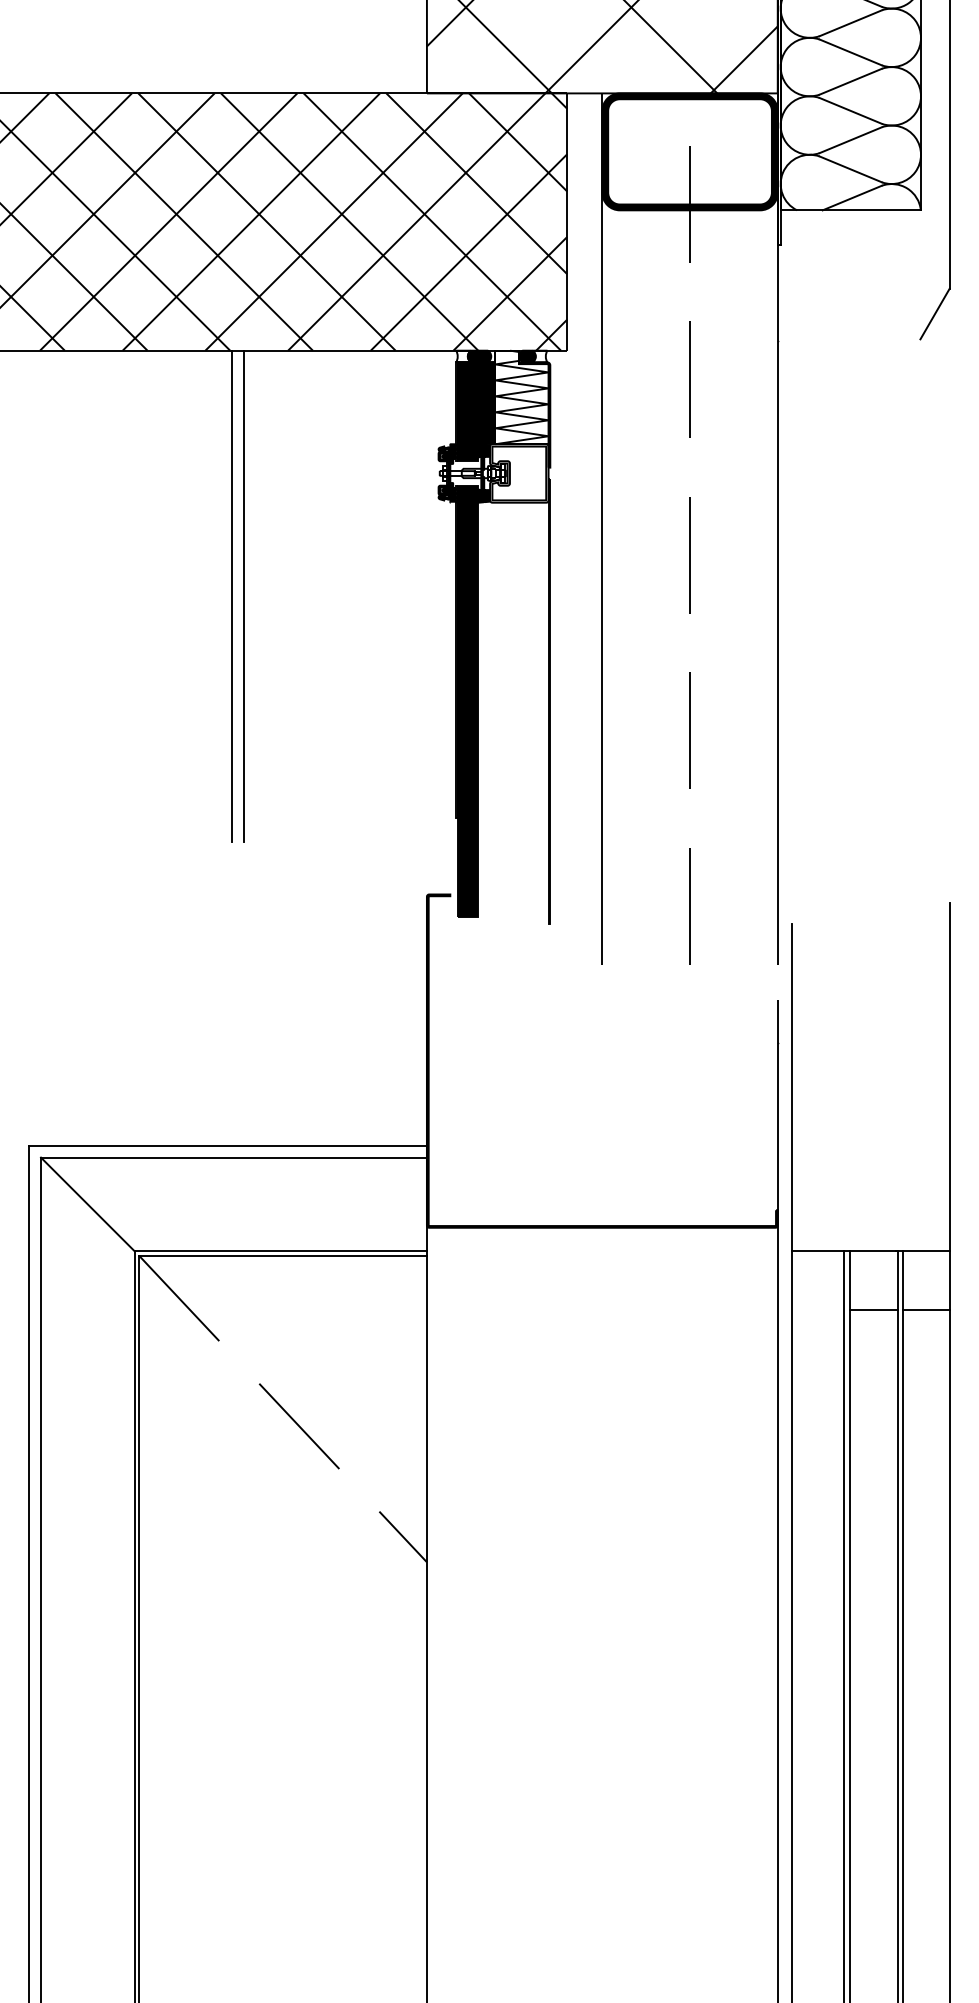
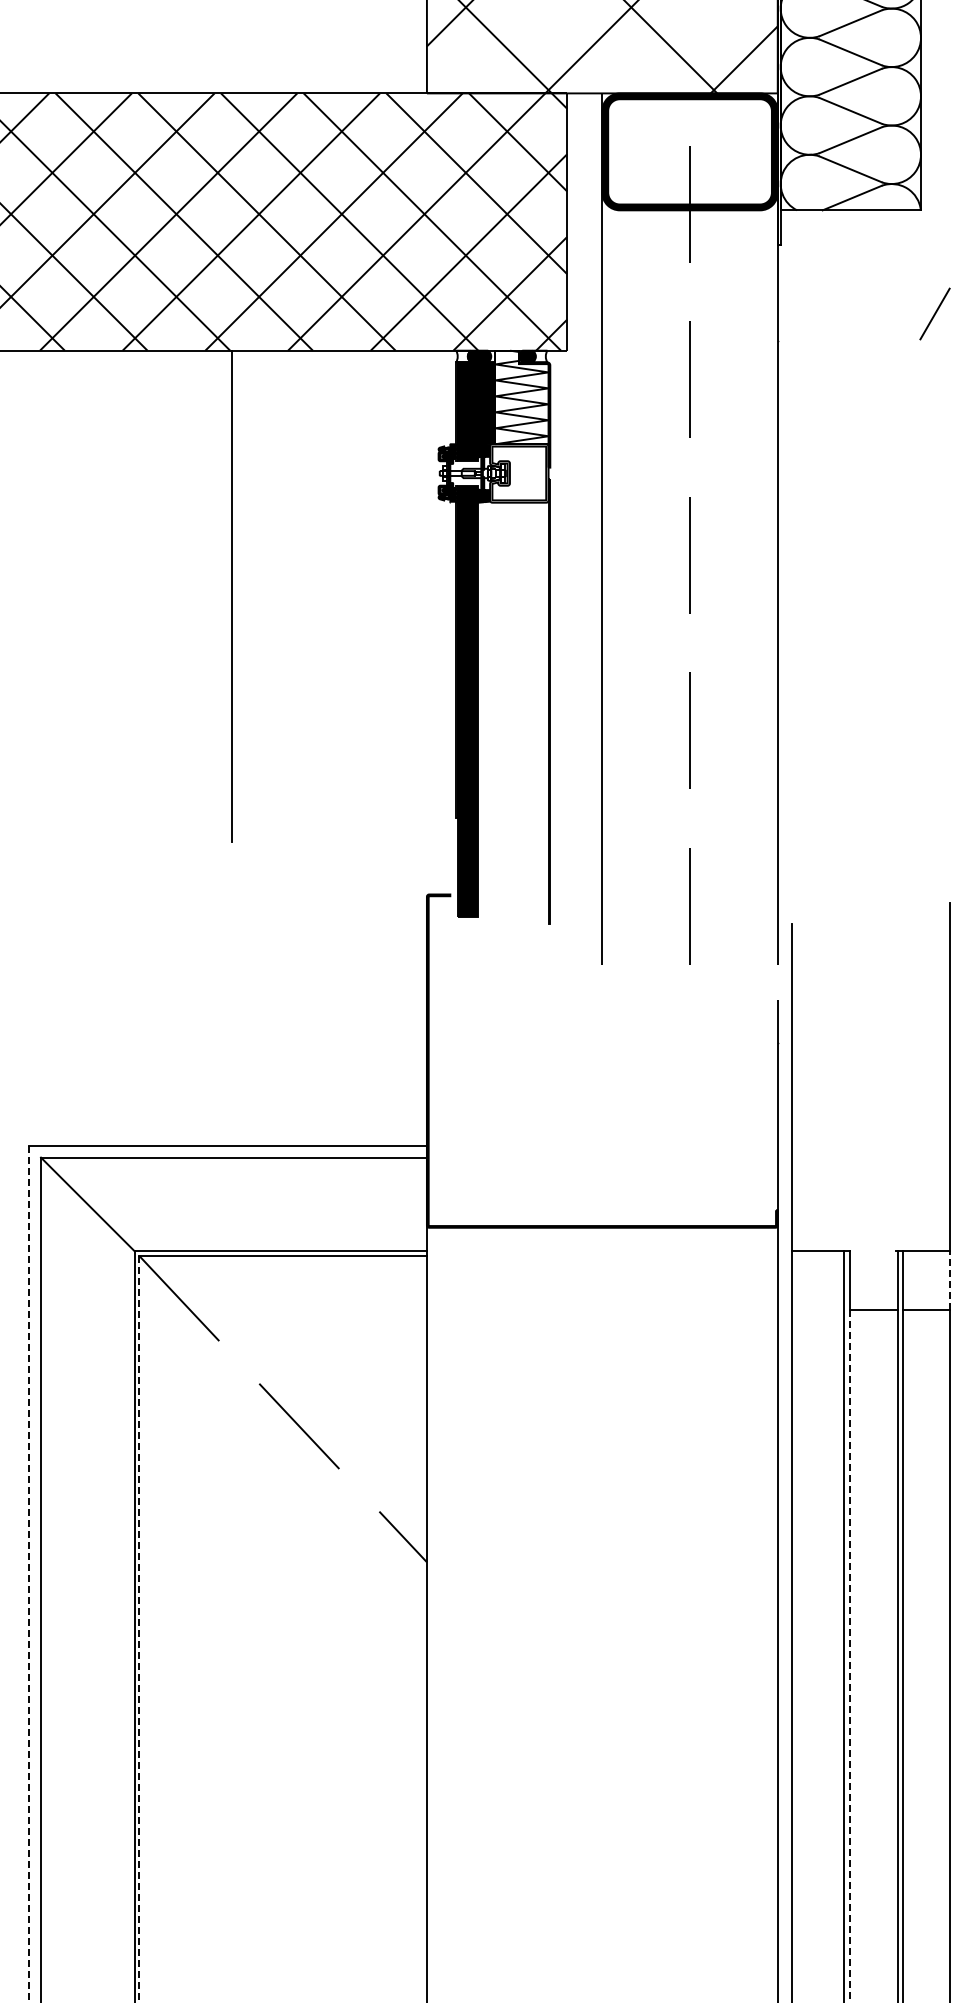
line: present -> none (949, 145)
line: present -> none (243, 595)
line: present -> none (873, 1251)
line: solid -> dashed (949, 1279)
line: solid -> dashed (29, 1574)
line: solid -> dashed (139, 1629)
line: solid -> dashed (849, 1656)
